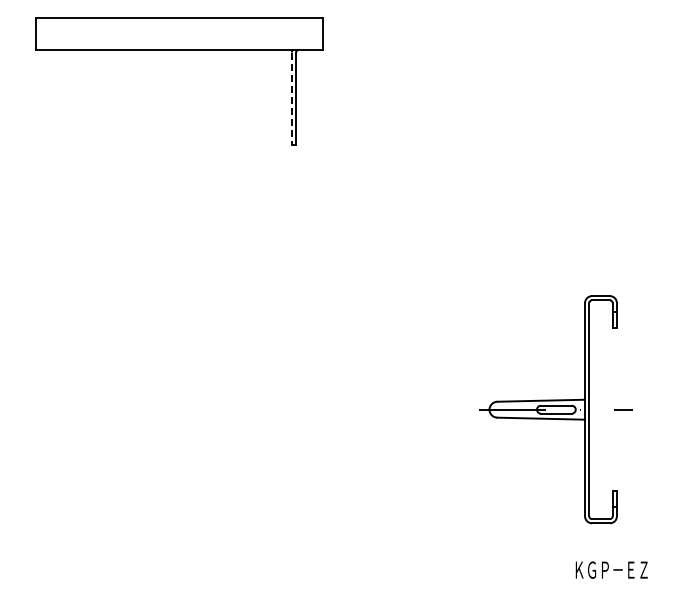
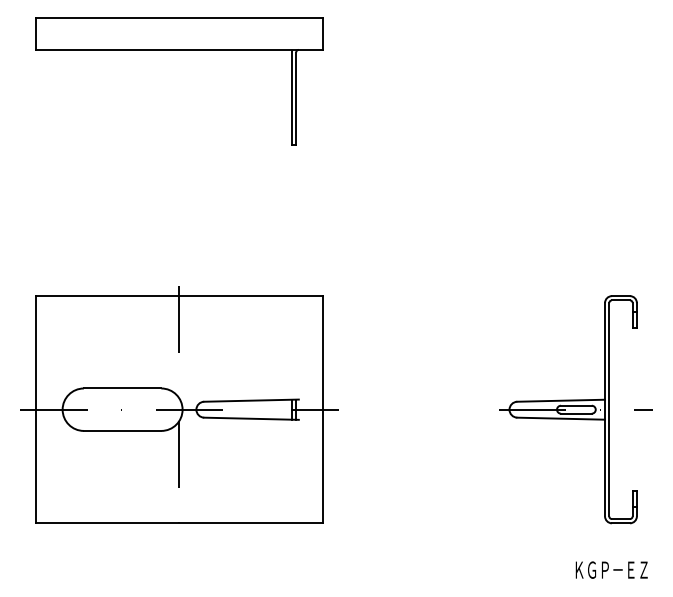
line: dashed -> solid (291, 99)
part: none -> present (179, 404)
part position: (555, 409) -> (575, 409) (575, 409)
